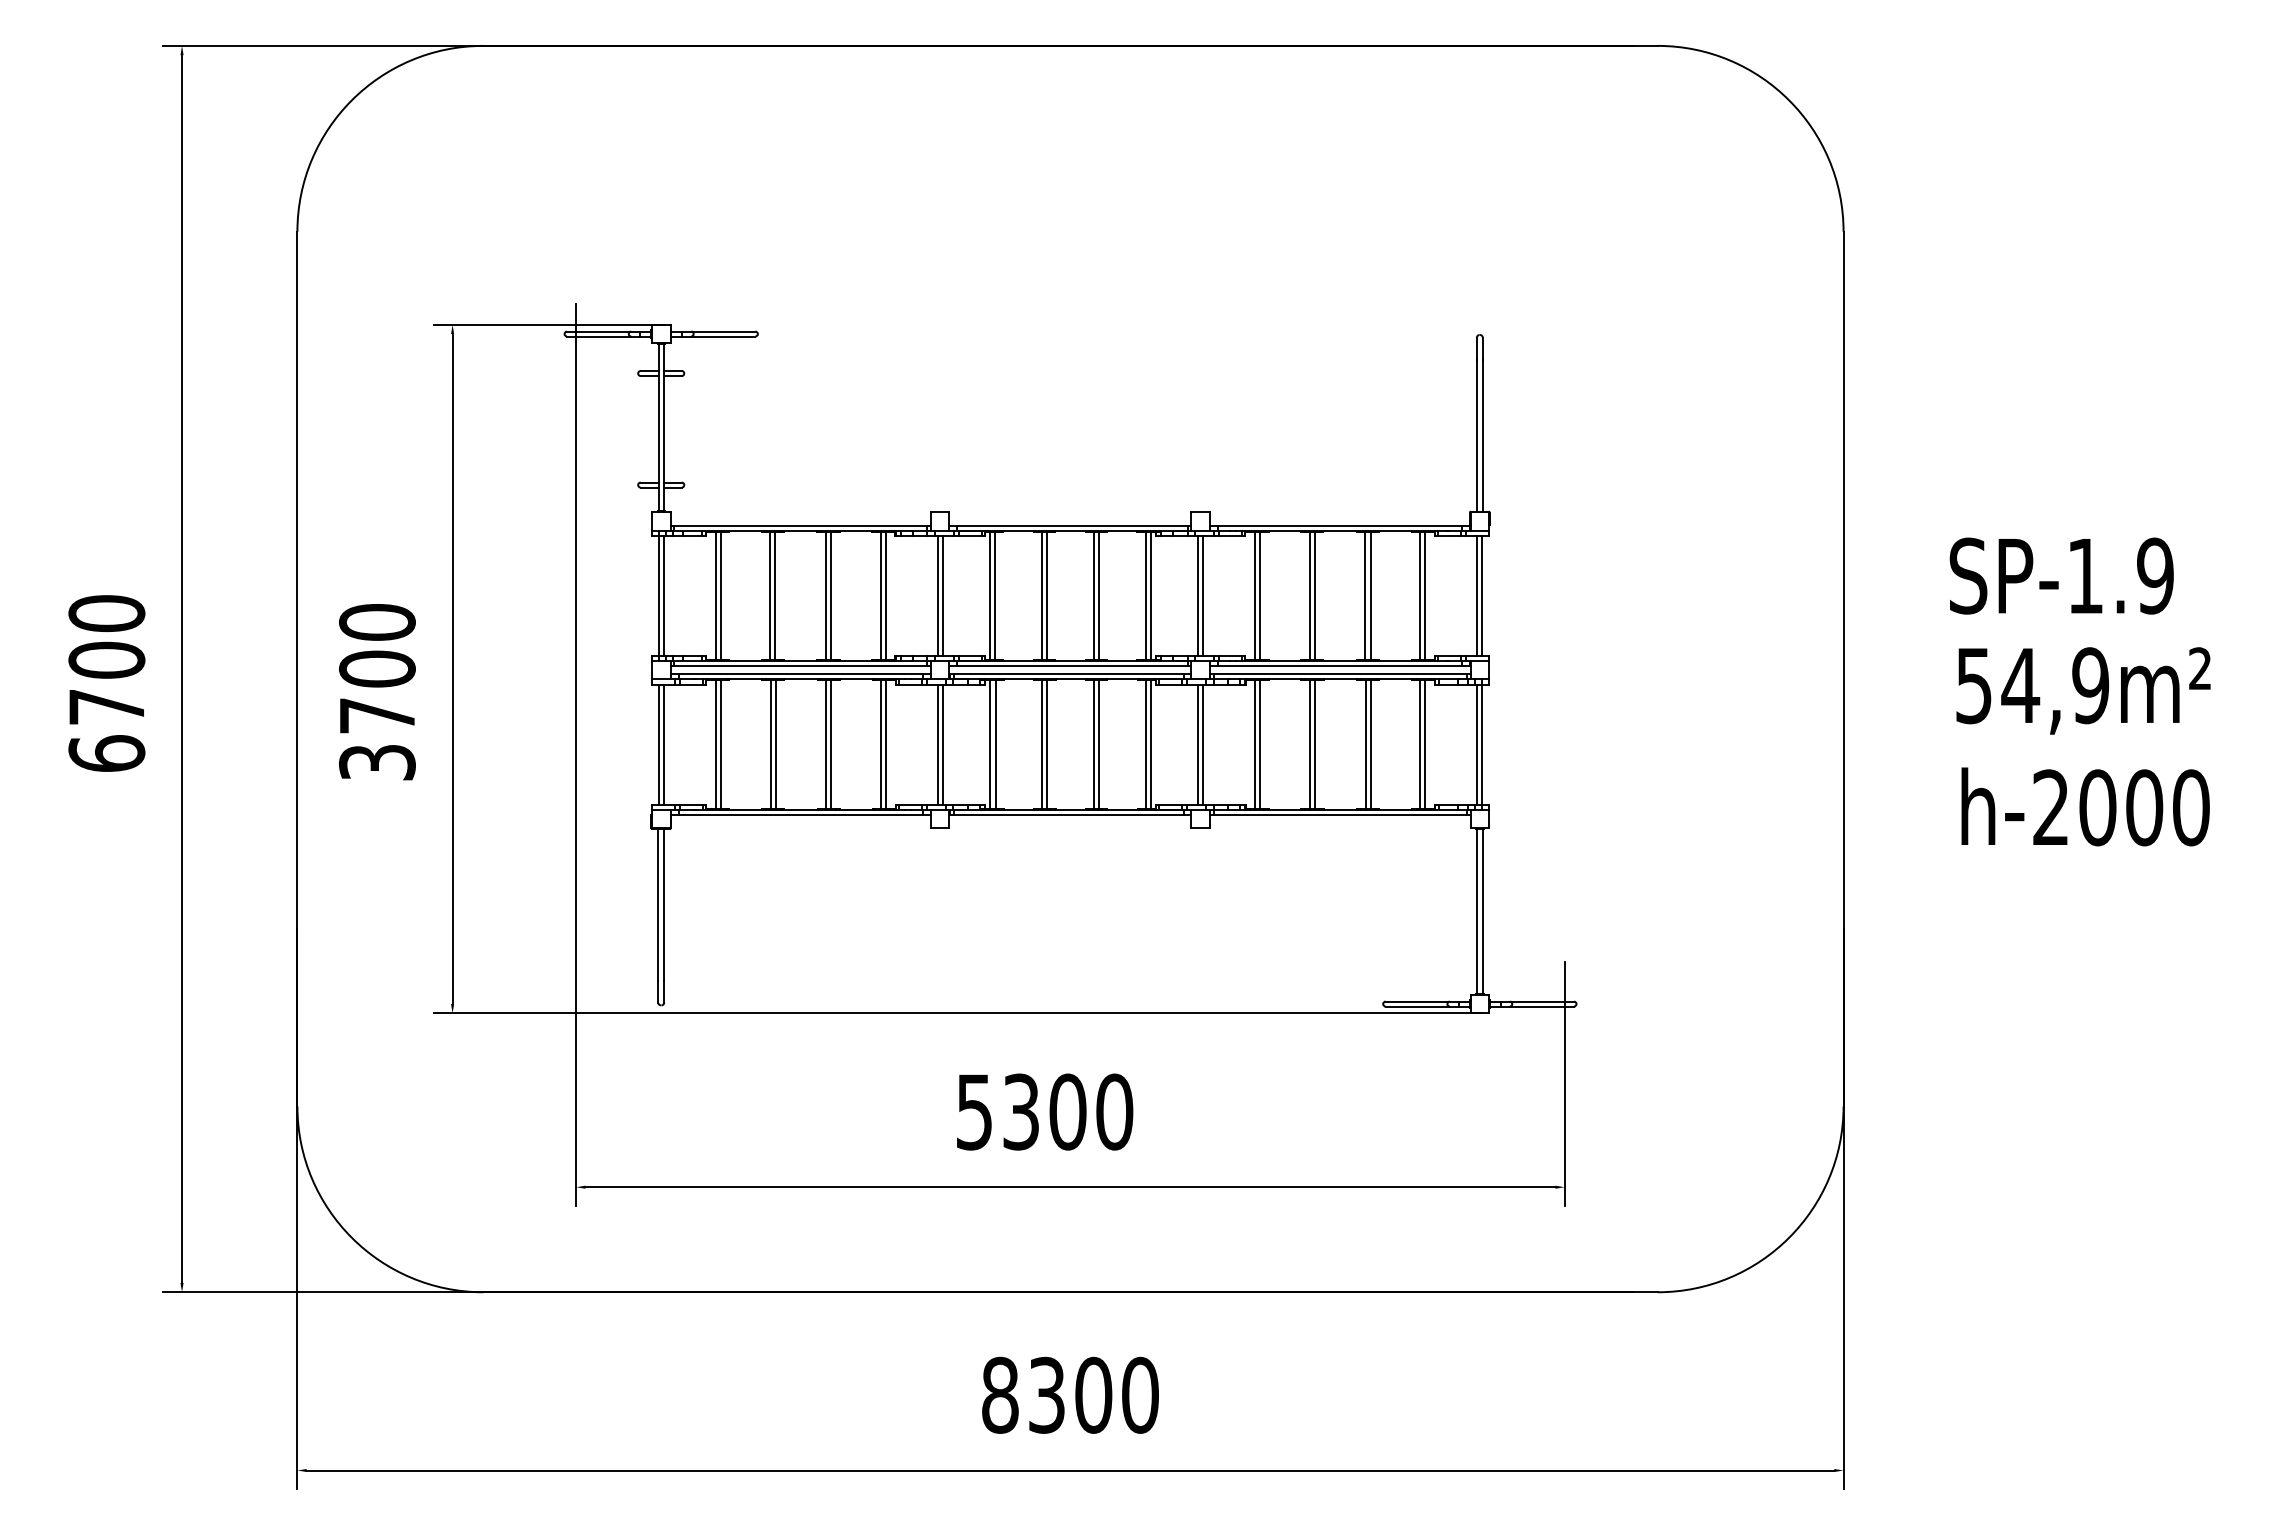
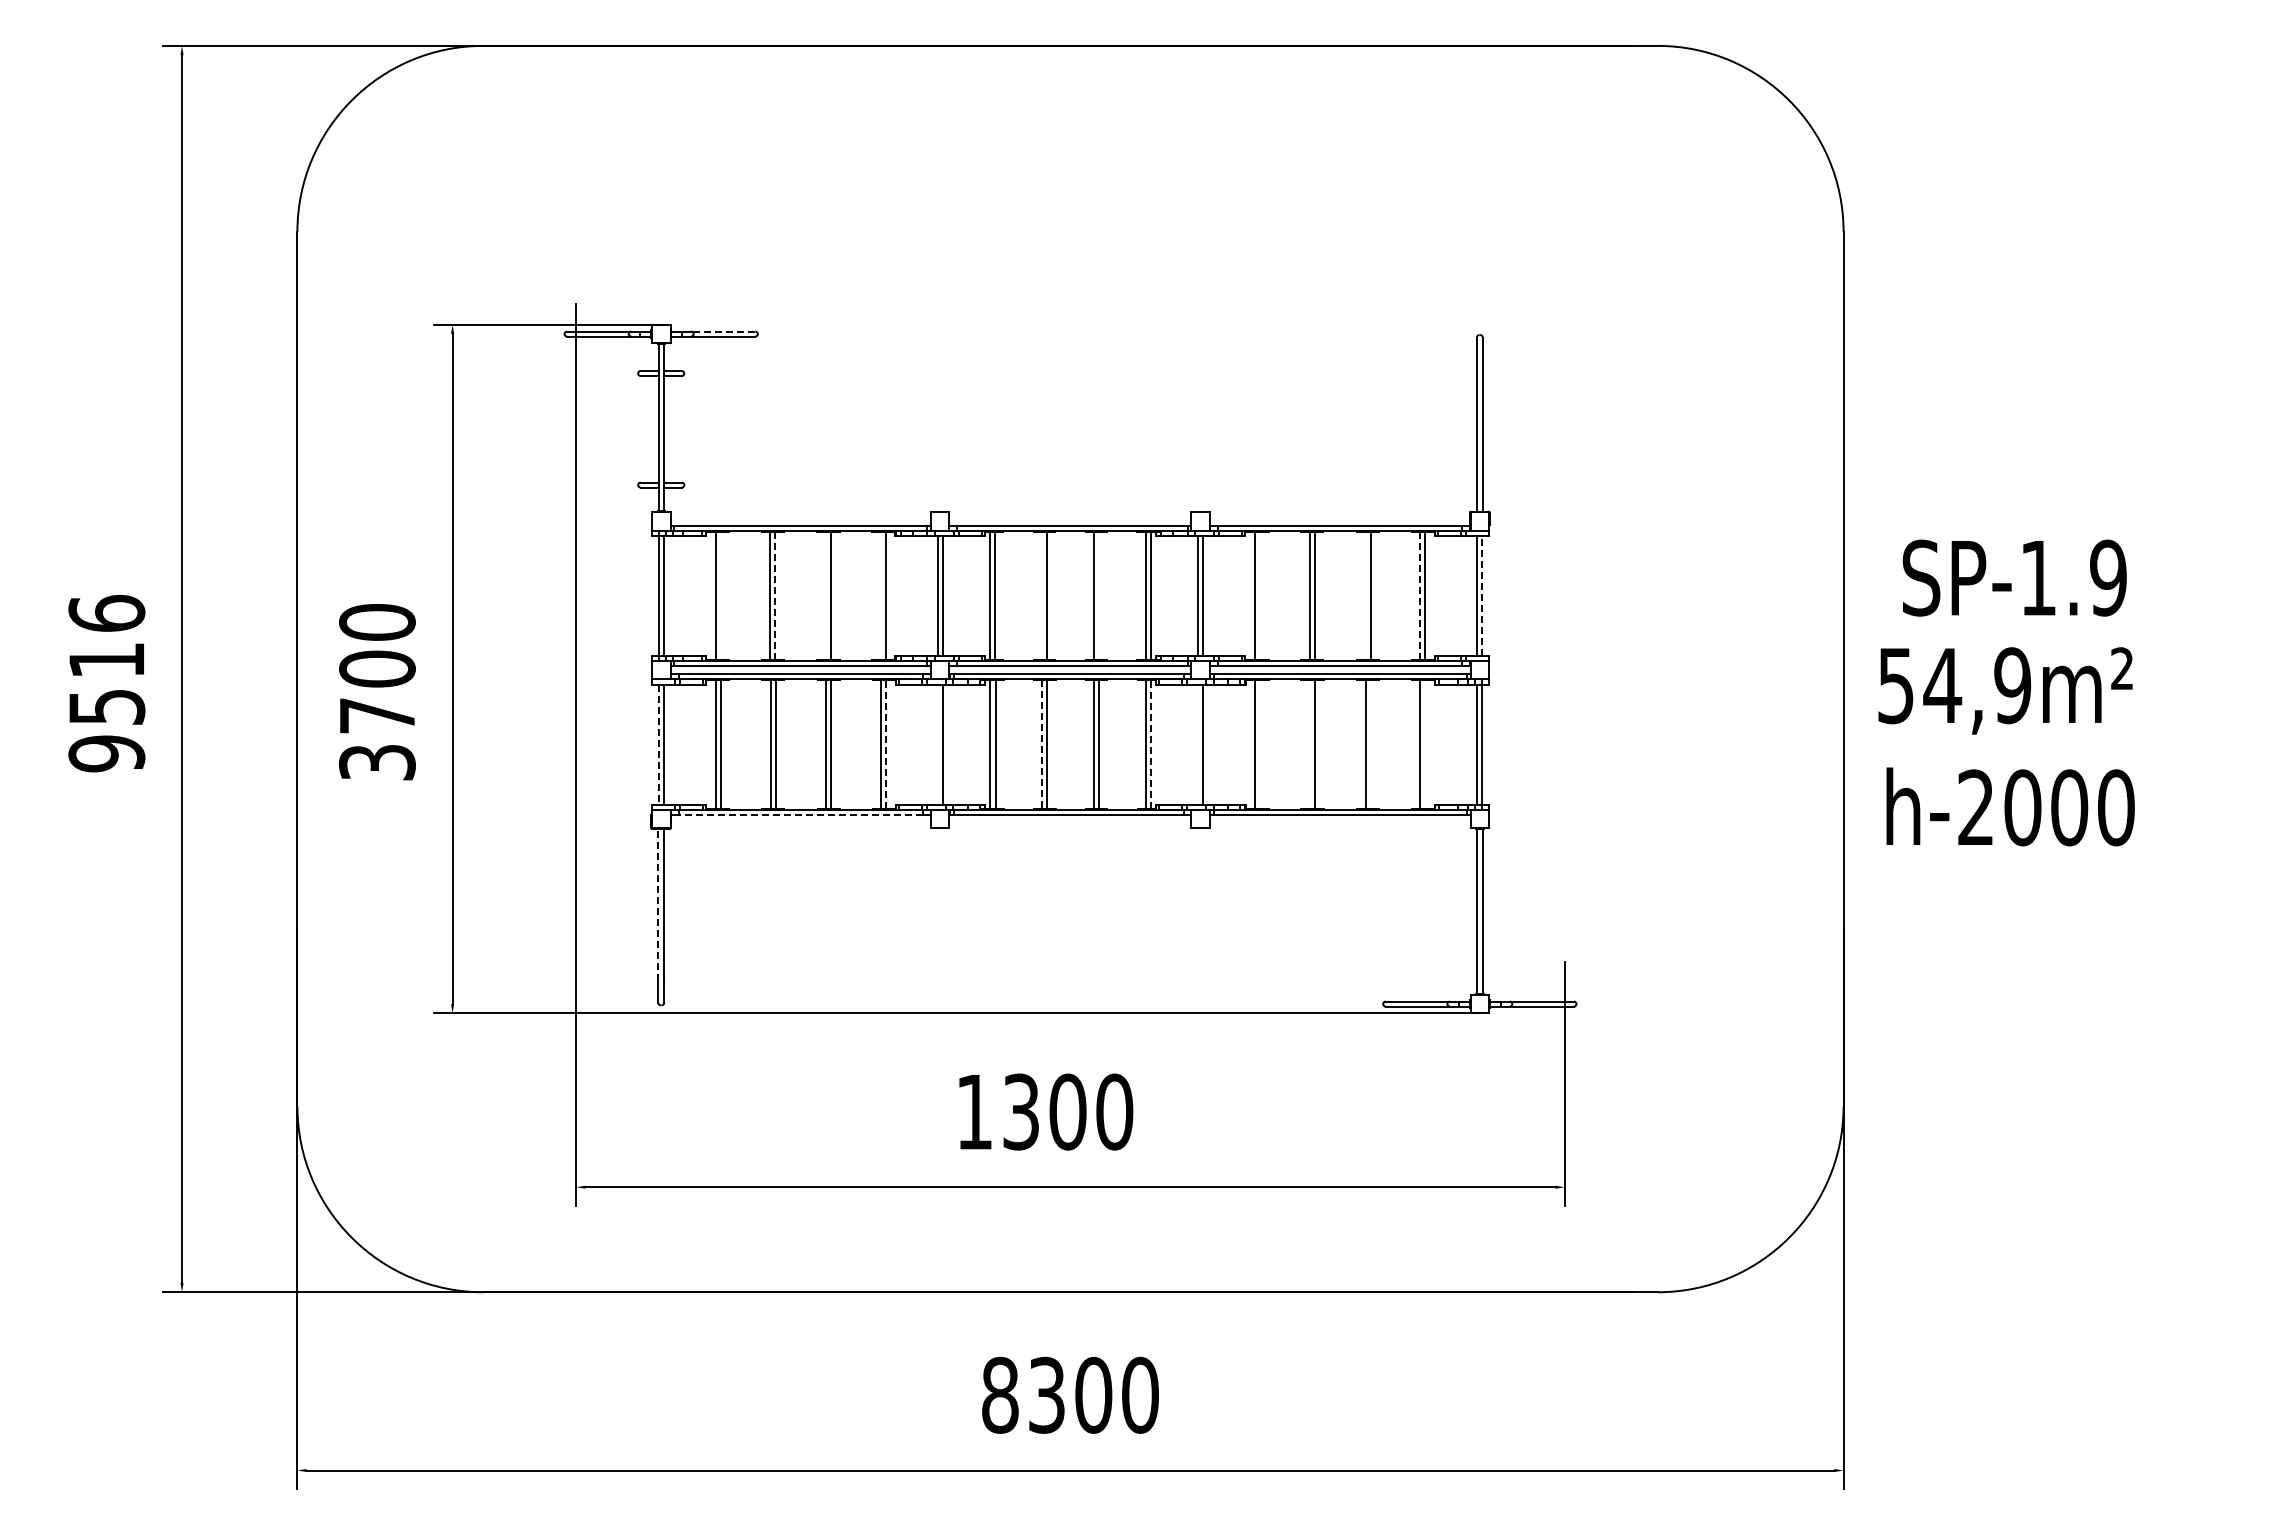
line: solid -> dashed (722, 331)
text position: (2061, 575) -> (2014, 577) (2014, 577)
line: present -> none (720, 595)
line: solid -> dashed (775, 595)
line: present -> none (826, 595)
line: present -> none (880, 595)
line: present -> none (1041, 595)
line: present -> none (1098, 595)
line: present -> none (1260, 595)
line: present -> none (1365, 595)
line: solid -> dashed (1482, 595)
line: solid -> dashed (1420, 596)
text: 6700 -> 9516 (106, 683)
text position: (2083, 690) -> (2005, 690) (2005, 690)
line: solid -> dashed (885, 744)
line: present -> none (938, 744)
line: solid -> dashed (1151, 744)
line: present -> none (1198, 744)
line: present -> none (1260, 744)
line: present -> none (1310, 744)
line: present -> none (1370, 744)
line: present -> none (1425, 744)
line: solid -> dashed (658, 745)
line: solid -> dashed (1042, 745)
text position: (2085, 806) -> (2010, 806) (2010, 806)
line: solid -> dashed (800, 814)
line: solid -> dashed (658, 904)
text: 5300 -> 1300 (974, 1112)
